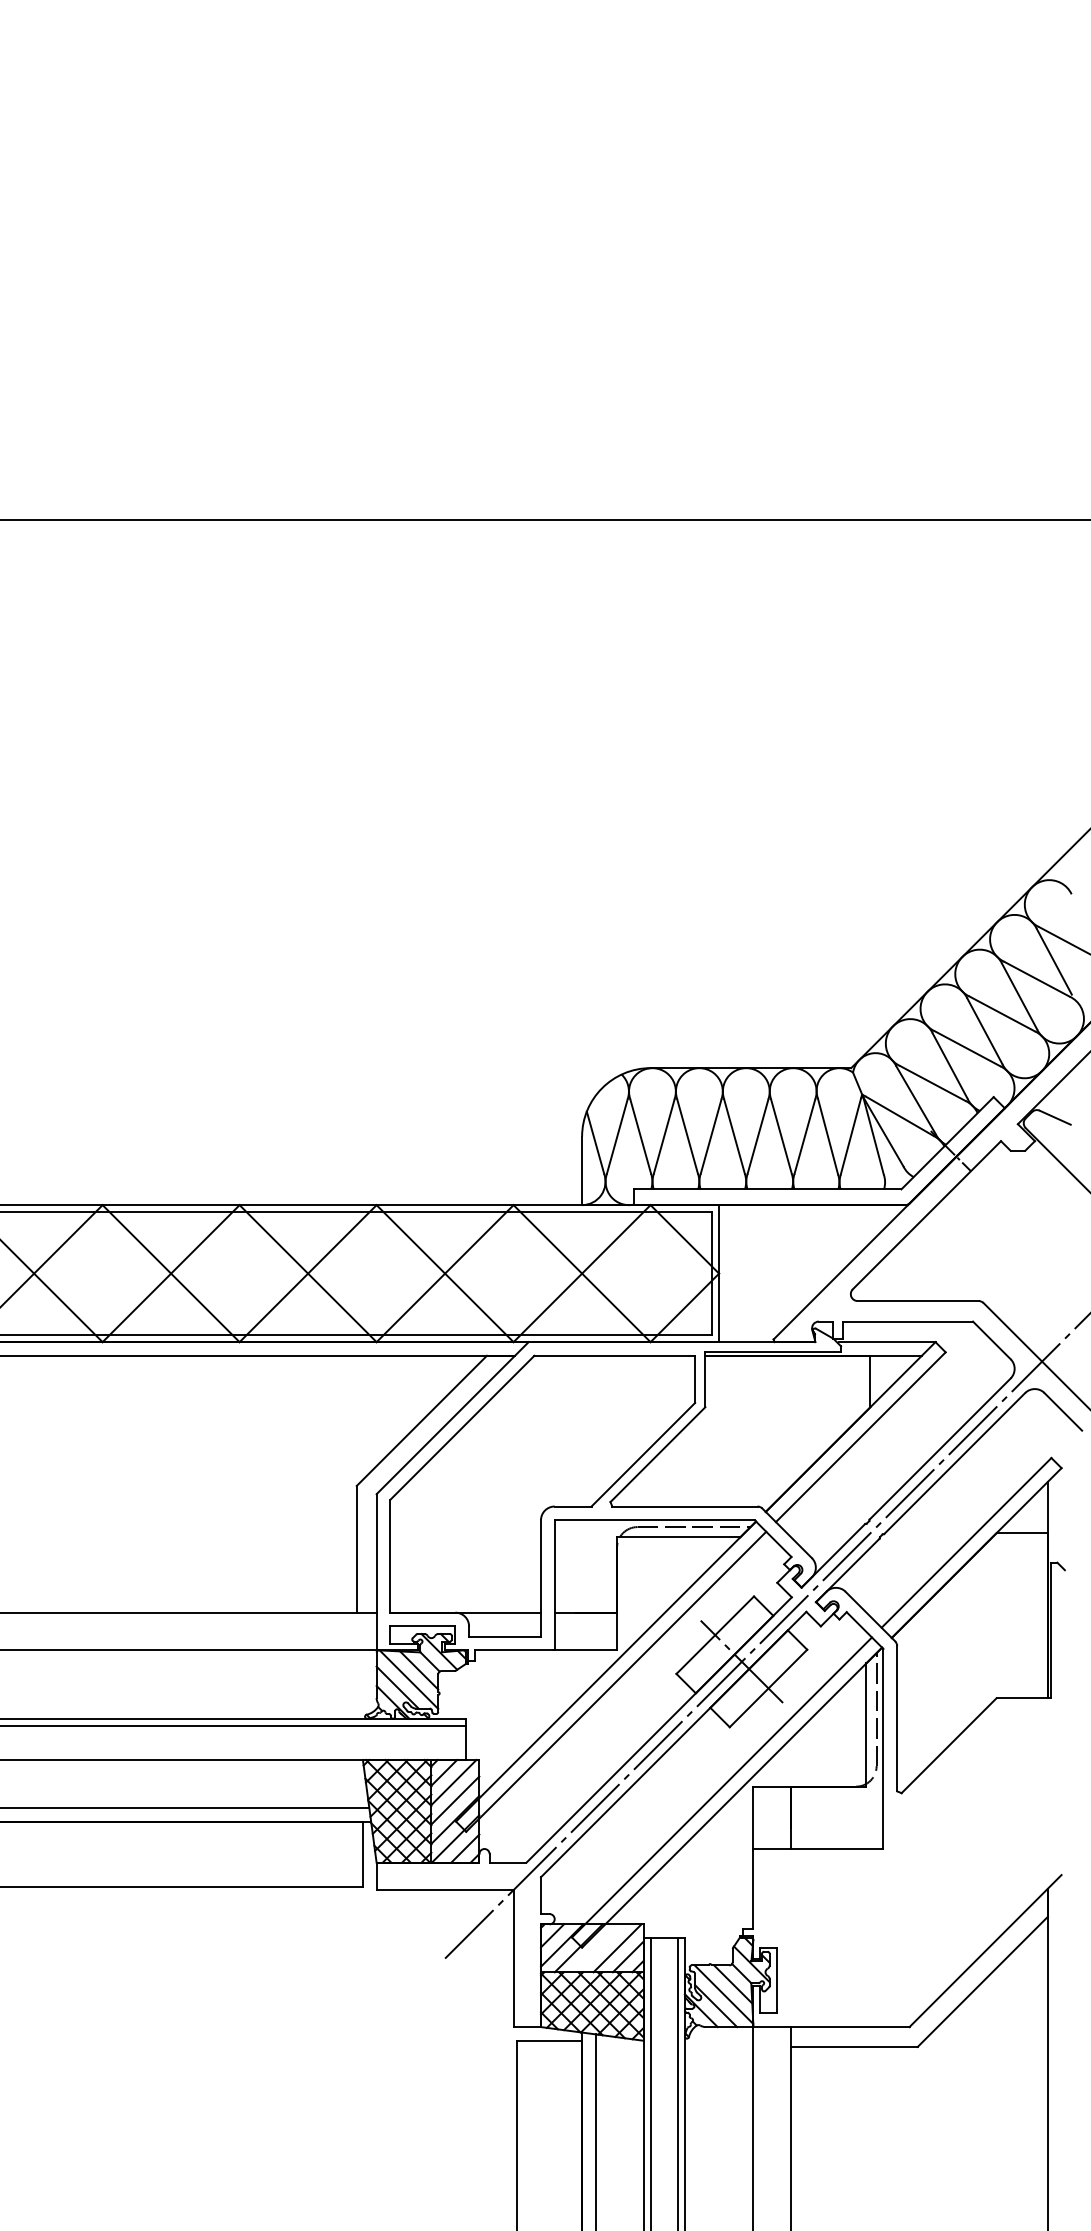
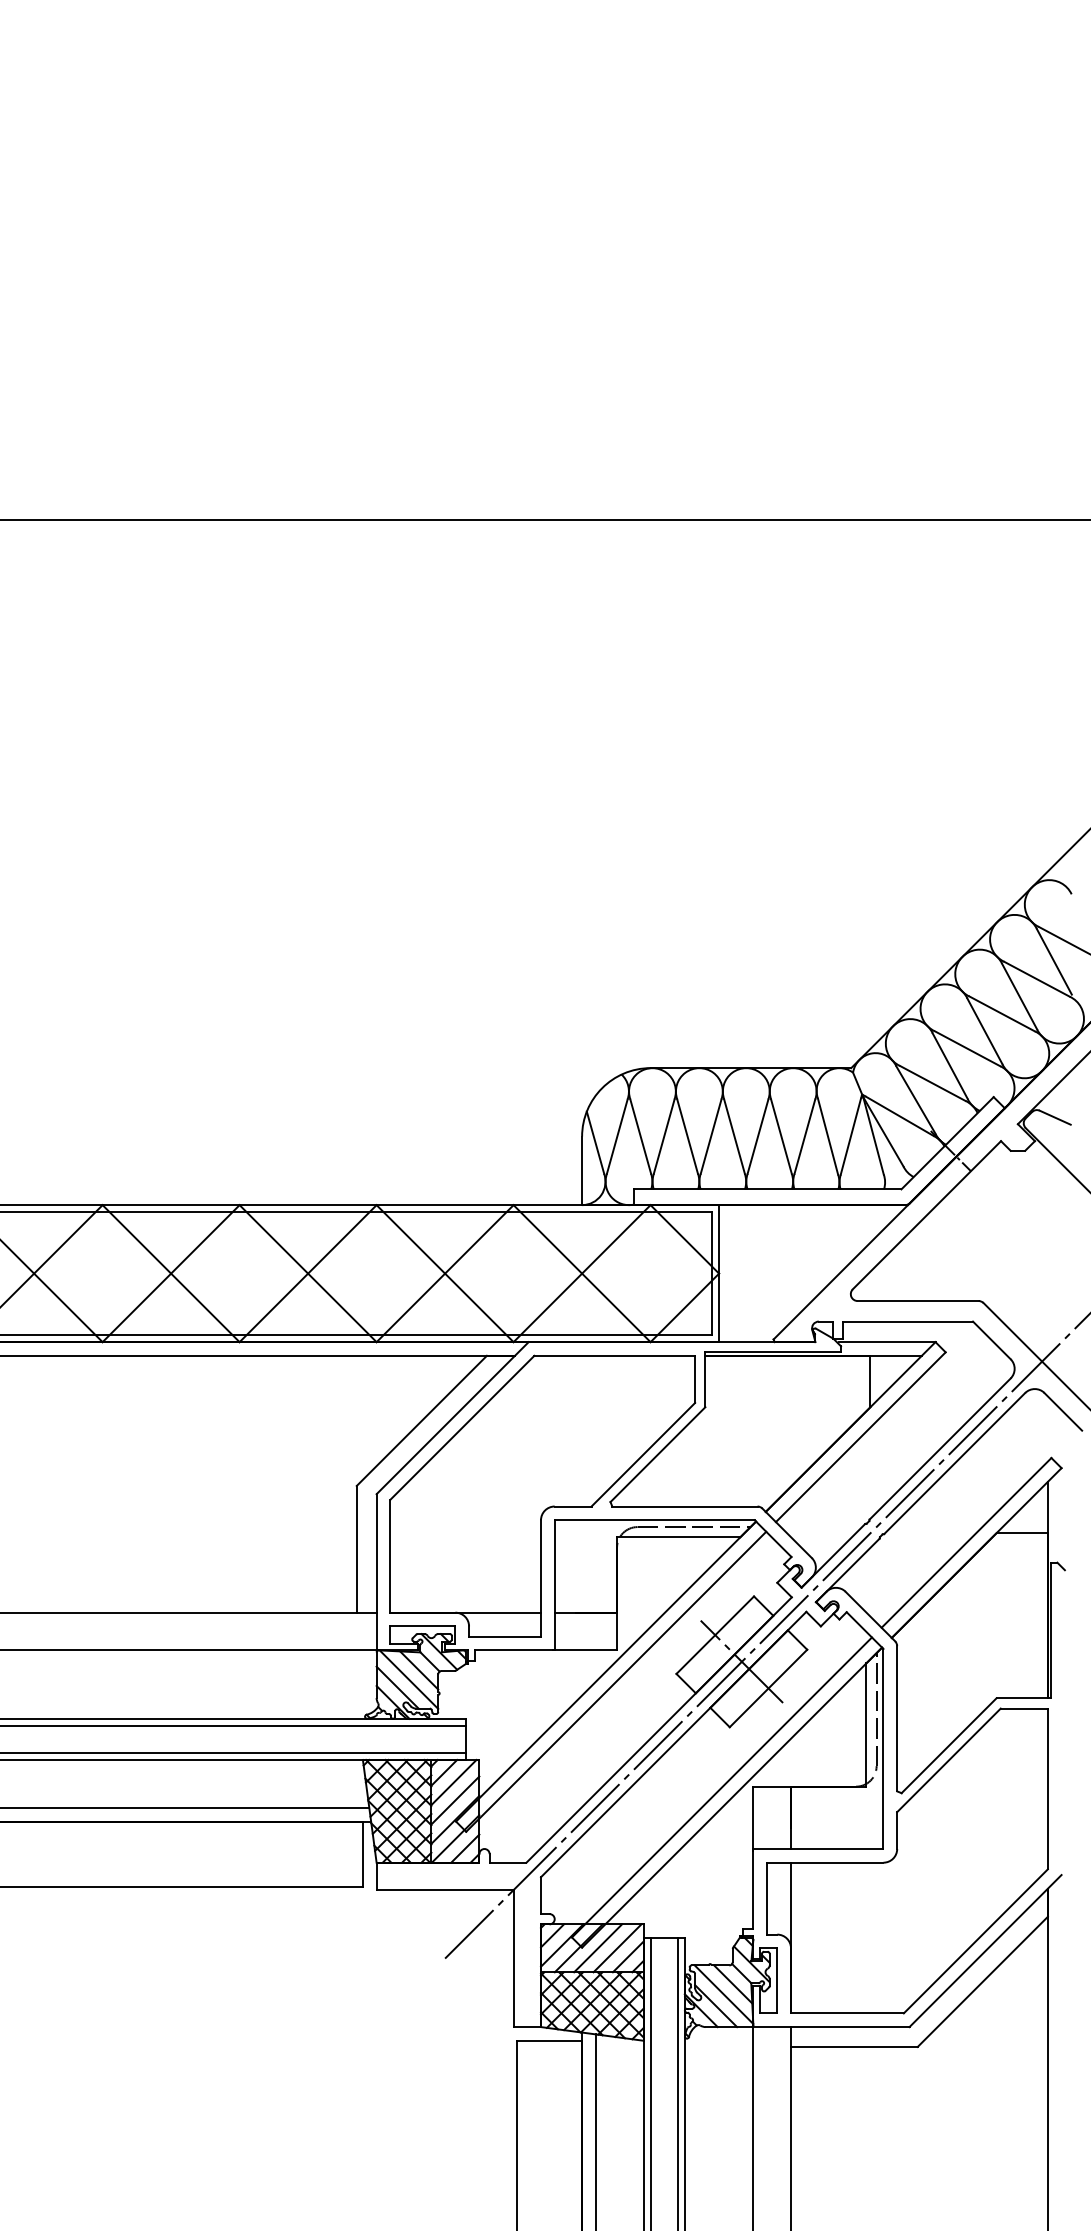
line: none -> present (233, 1753)
part: none -> present (907, 1860)
line: none -> present (598, 1948)
